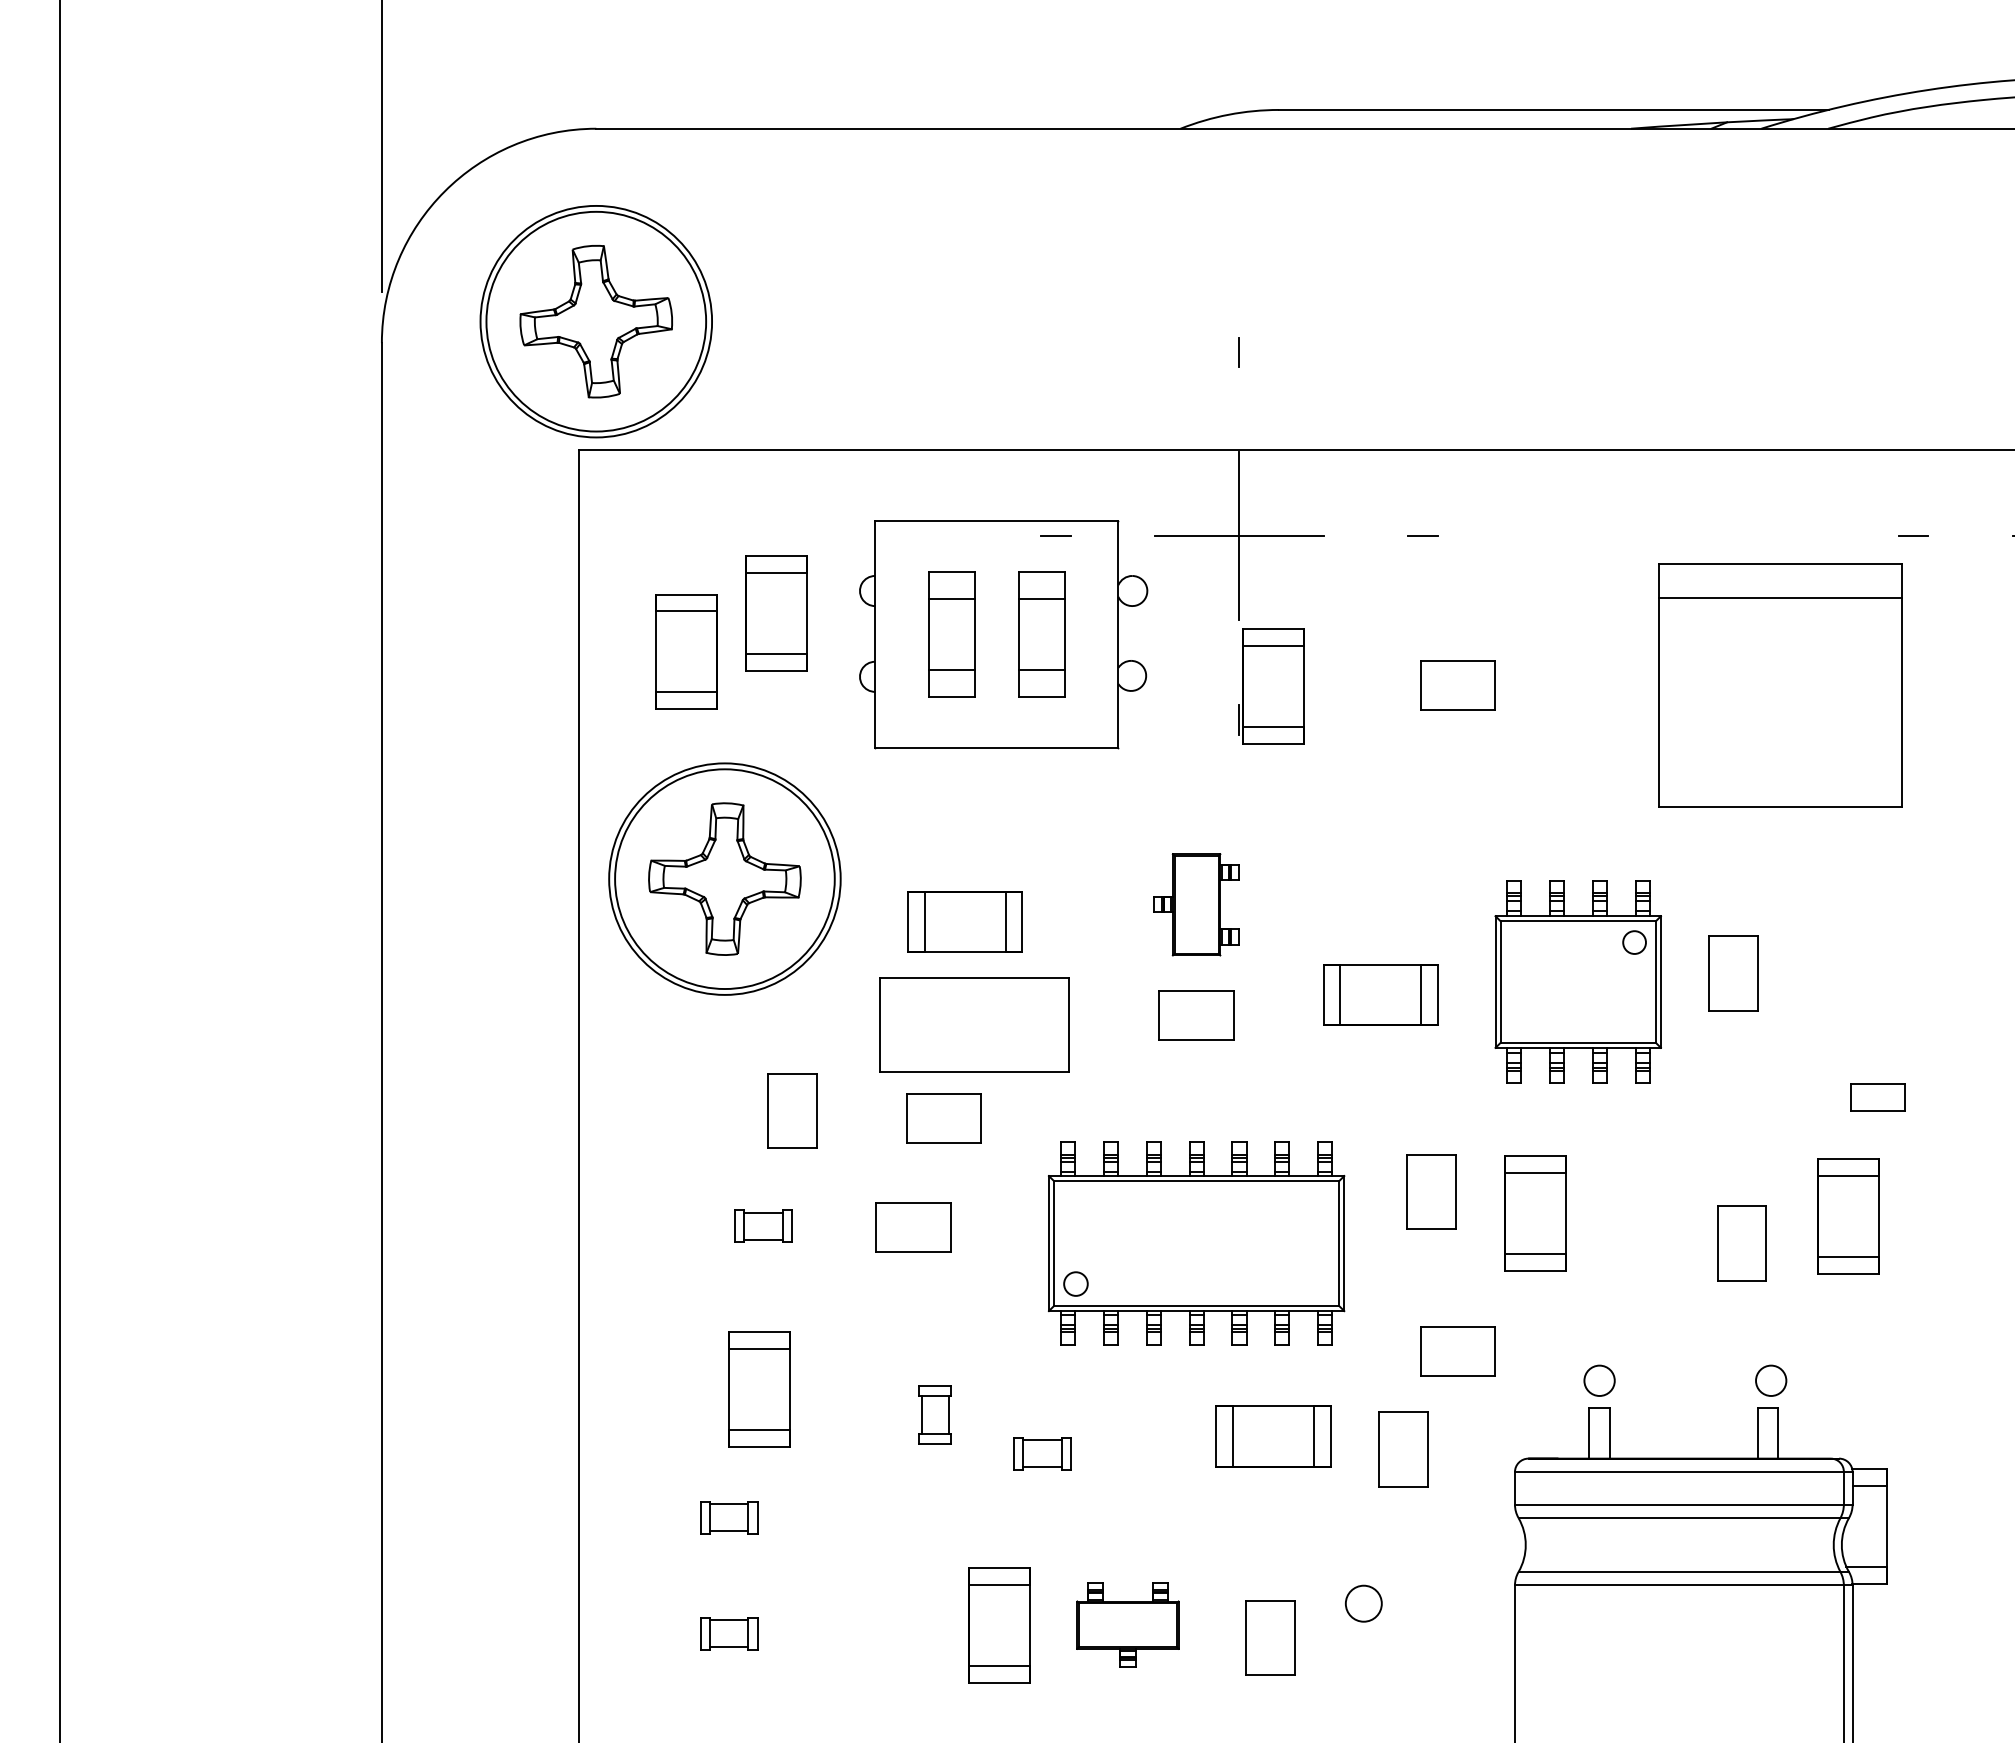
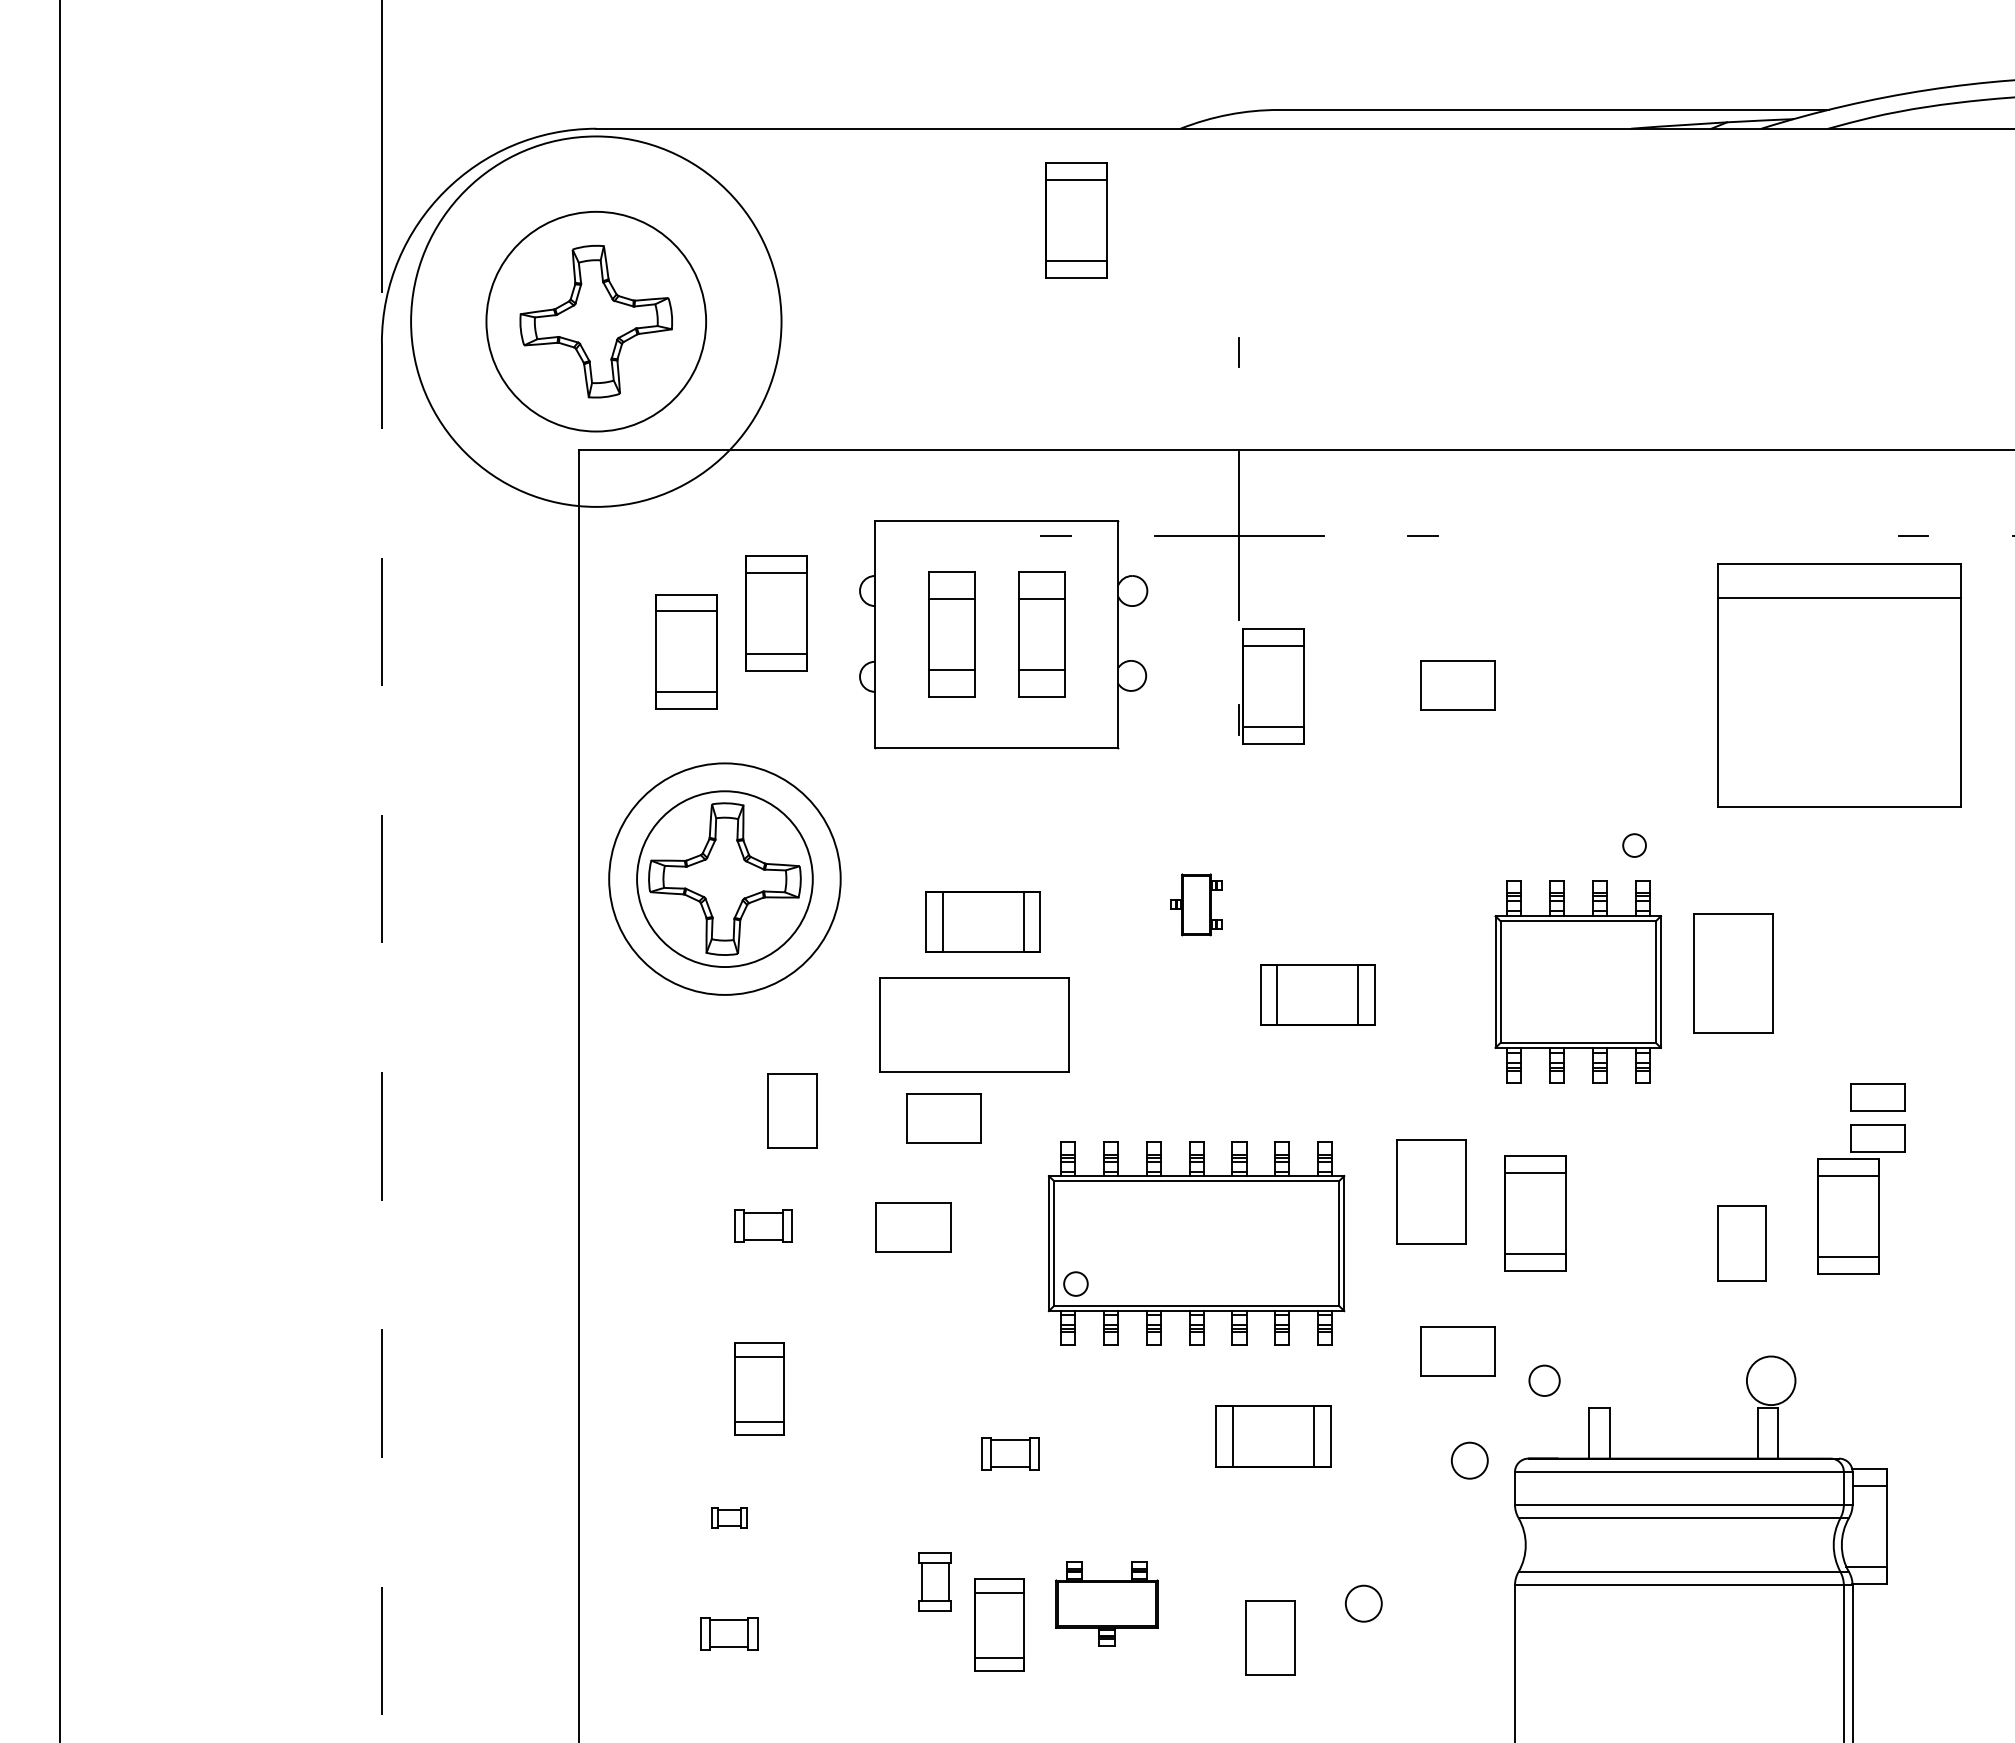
part: none -> present (1076, 220)
circle diameter: 232 px -> 370 px (596, 321)
part position: (1780, 685) -> (1839, 685) (1839, 685)
circle diameter: 220 px -> 176 px (724, 879)
part size: 87x104 px -> 53x64 px (1196, 904)
part position: (964, 921) -> (982, 921) (982, 921)
circle position: (1634, 942) -> (1634, 845) (1634, 845)
part size: 51x77 px -> 81x121 px (1733, 973)
part position: (1380, 994) -> (1317, 994) (1317, 994)
part: present -> none (1196, 1015)
line: solid -> dashed (382, 1042)
part: none -> present (1877, 1138)
part size: 51x76 px -> 71x106 px (1431, 1191)
circle position: (1599, 1380) -> (1544, 1380) (1544, 1380)
circle diameter: 30 px -> 49 px (1770, 1380)
part size: 63x117 px -> 51x94 px (759, 1388)
part position: (934, 1414) -> (934, 1581) (934, 1581)
part: present -> none (1403, 1449)
part position: (1042, 1453) -> (1010, 1453) (1010, 1453)
circle: none -> present (1469, 1460)
part size: 59x34 px -> 37x22 px (729, 1517)
part position: (1127, 1624) -> (1106, 1603) (1106, 1603)
part size: 63x117 px -> 51x94 px (999, 1624)
